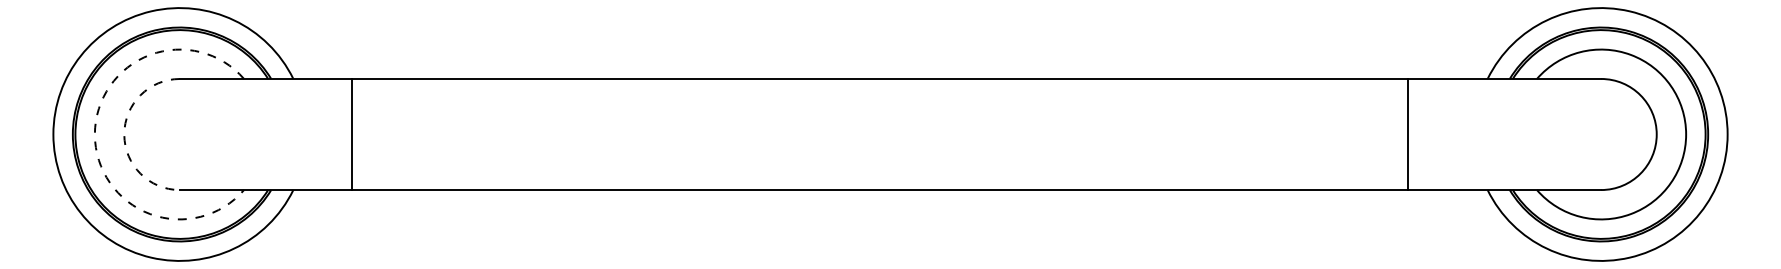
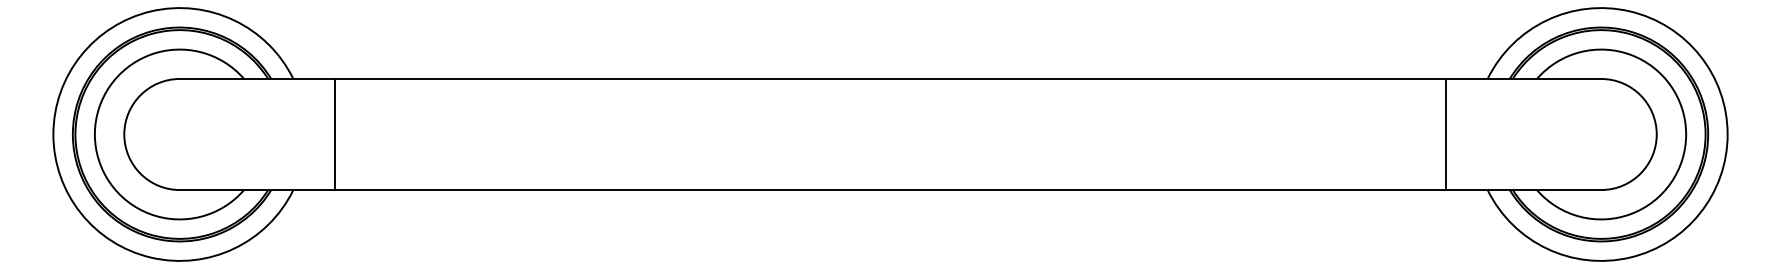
arc: dashed -> solid (94, 134)
arc: dashed -> solid (124, 134)
line position: (352, 134) -> (335, 134) (335, 134)
line position: (1407, 134) -> (1445, 134) (1445, 134)
